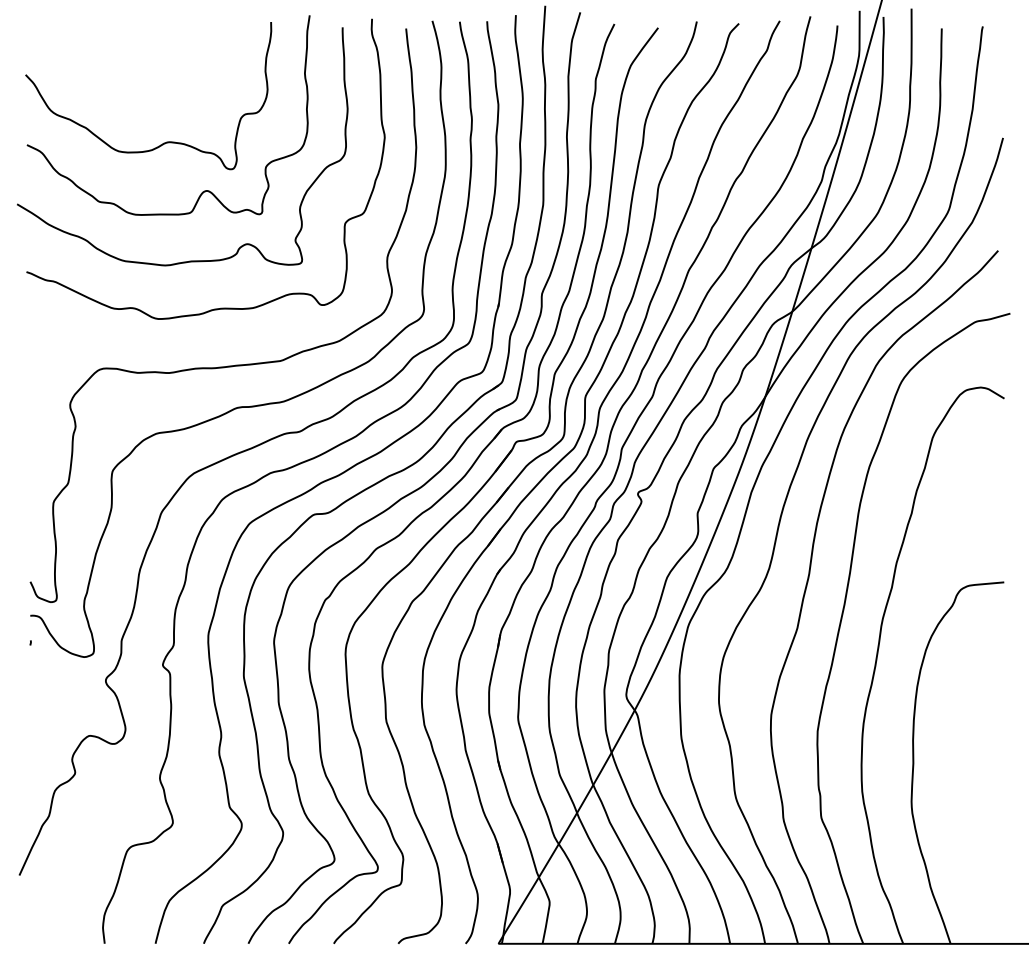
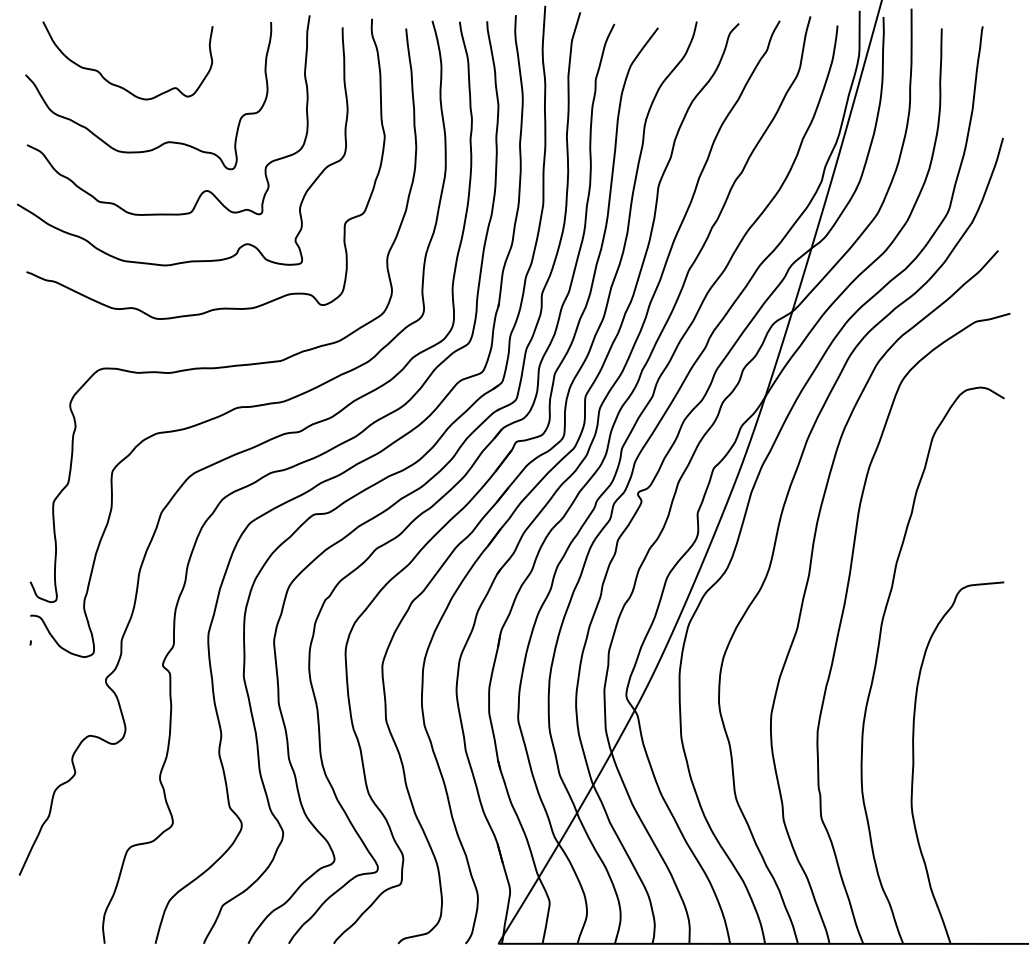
curve: none -> present (119, 85)
